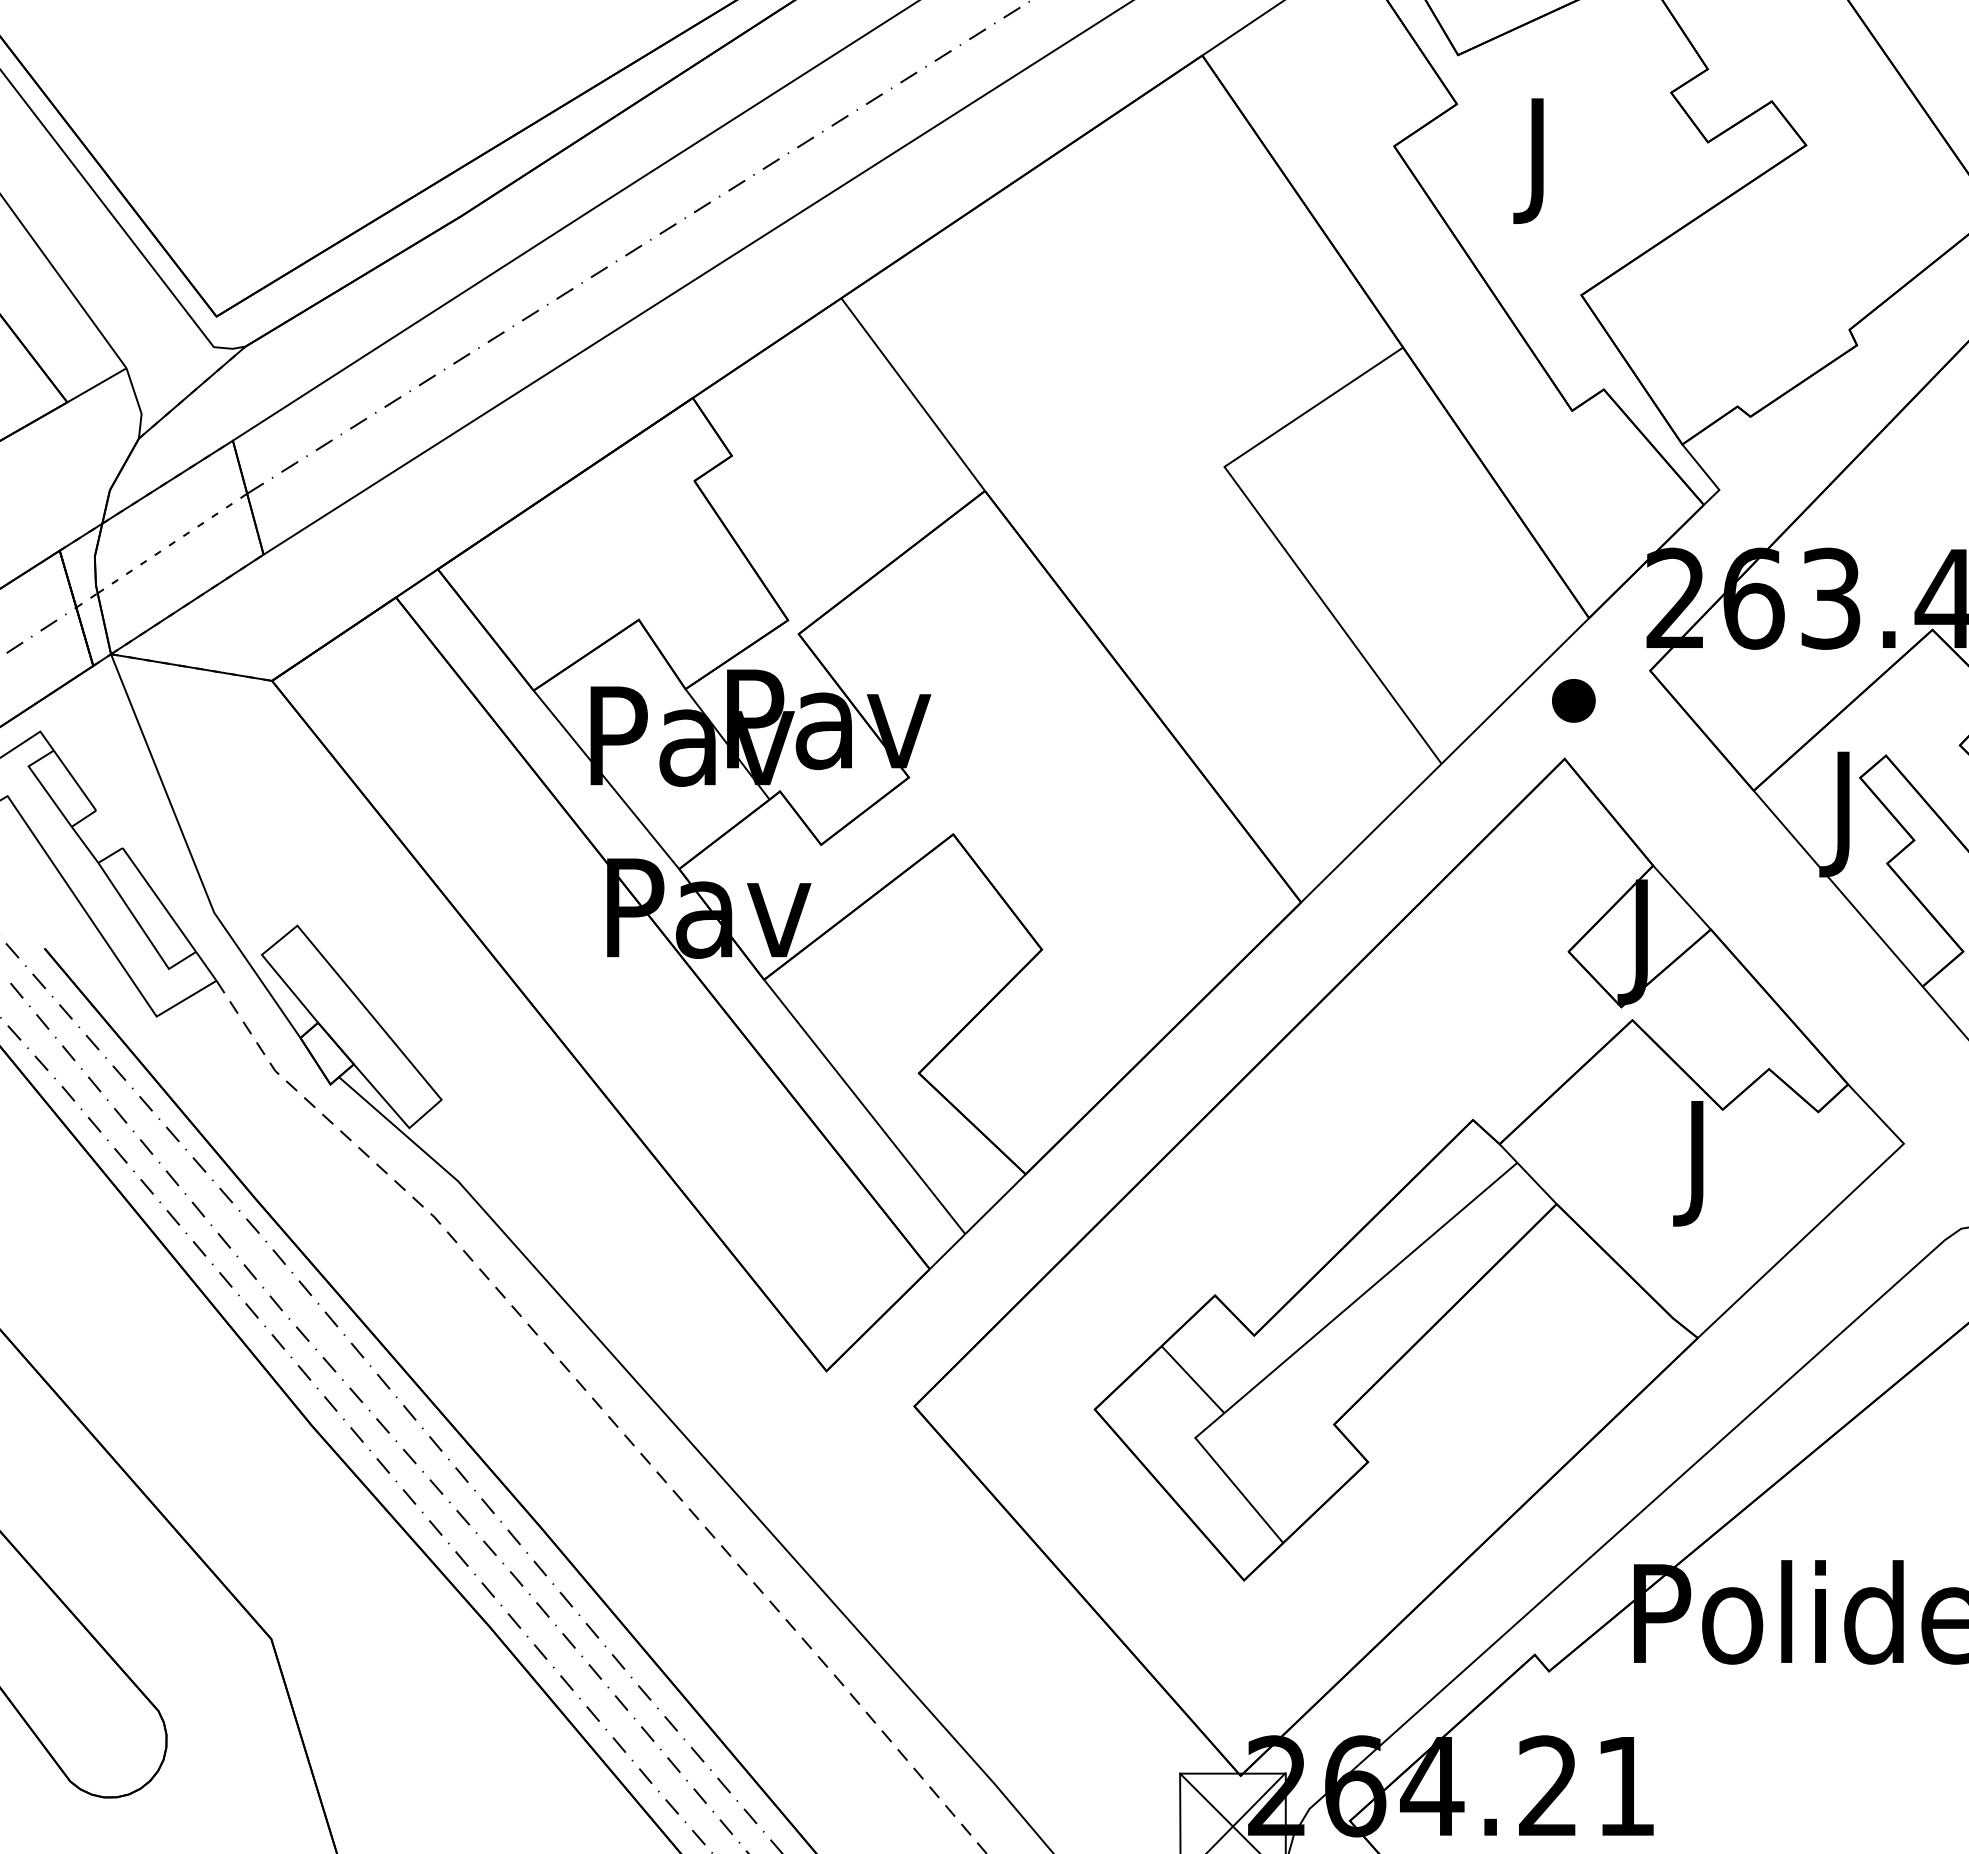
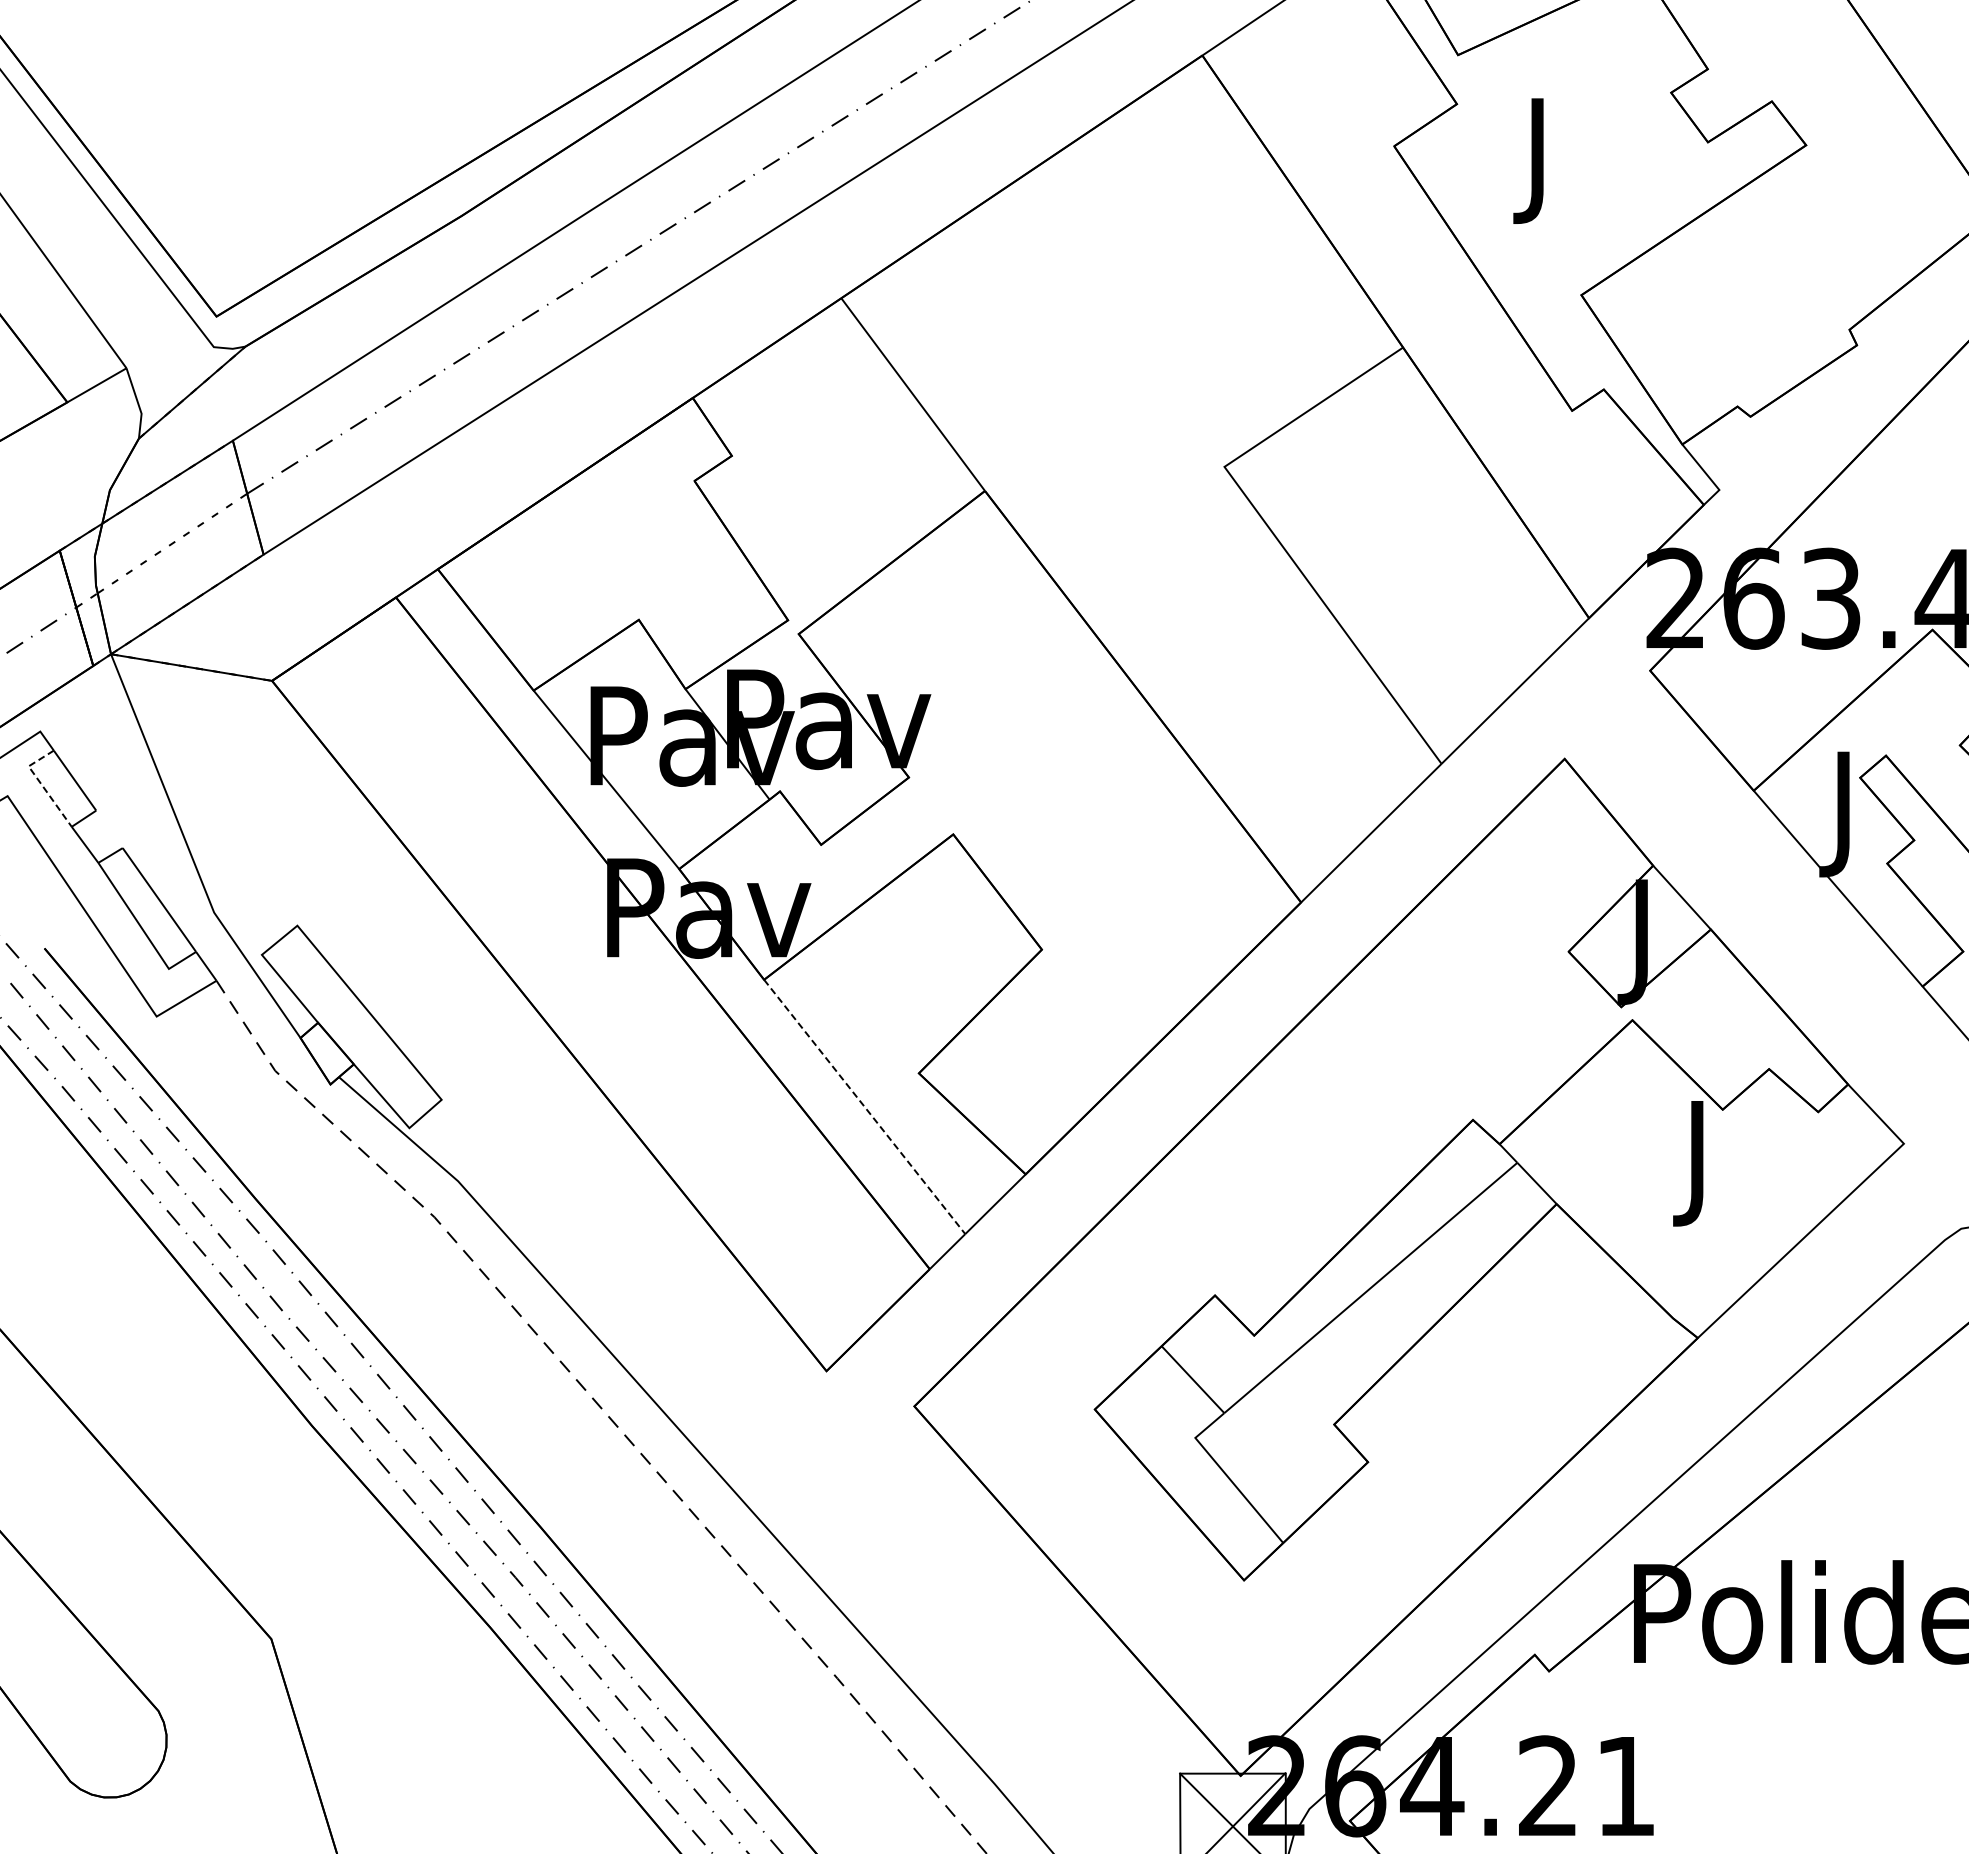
part: present -> none (1573, 700)
line: solid -> dashed (41, 784)
line: solid -> dashed (865, 1107)
